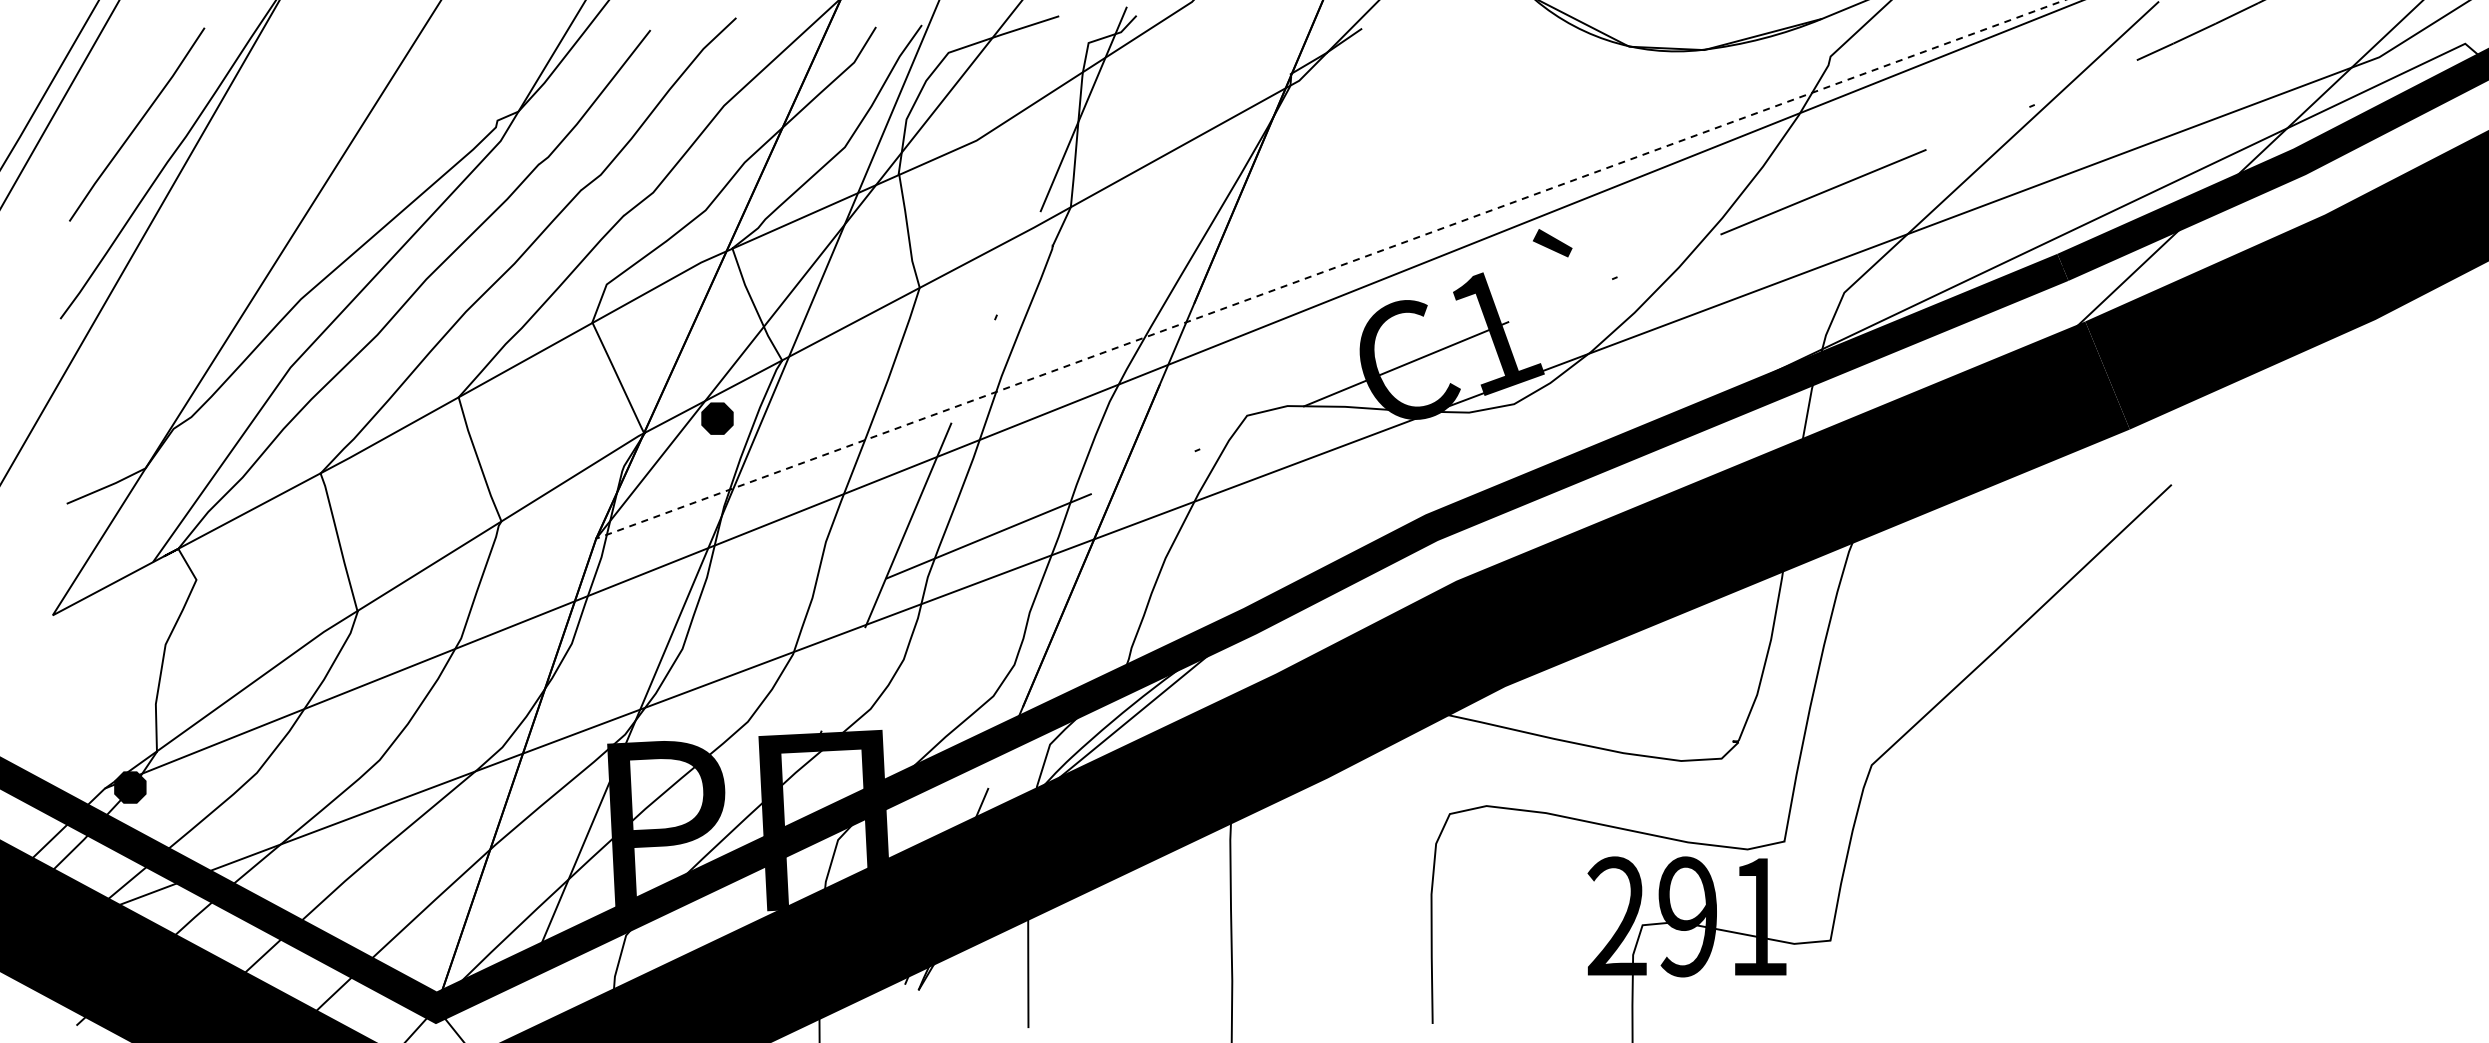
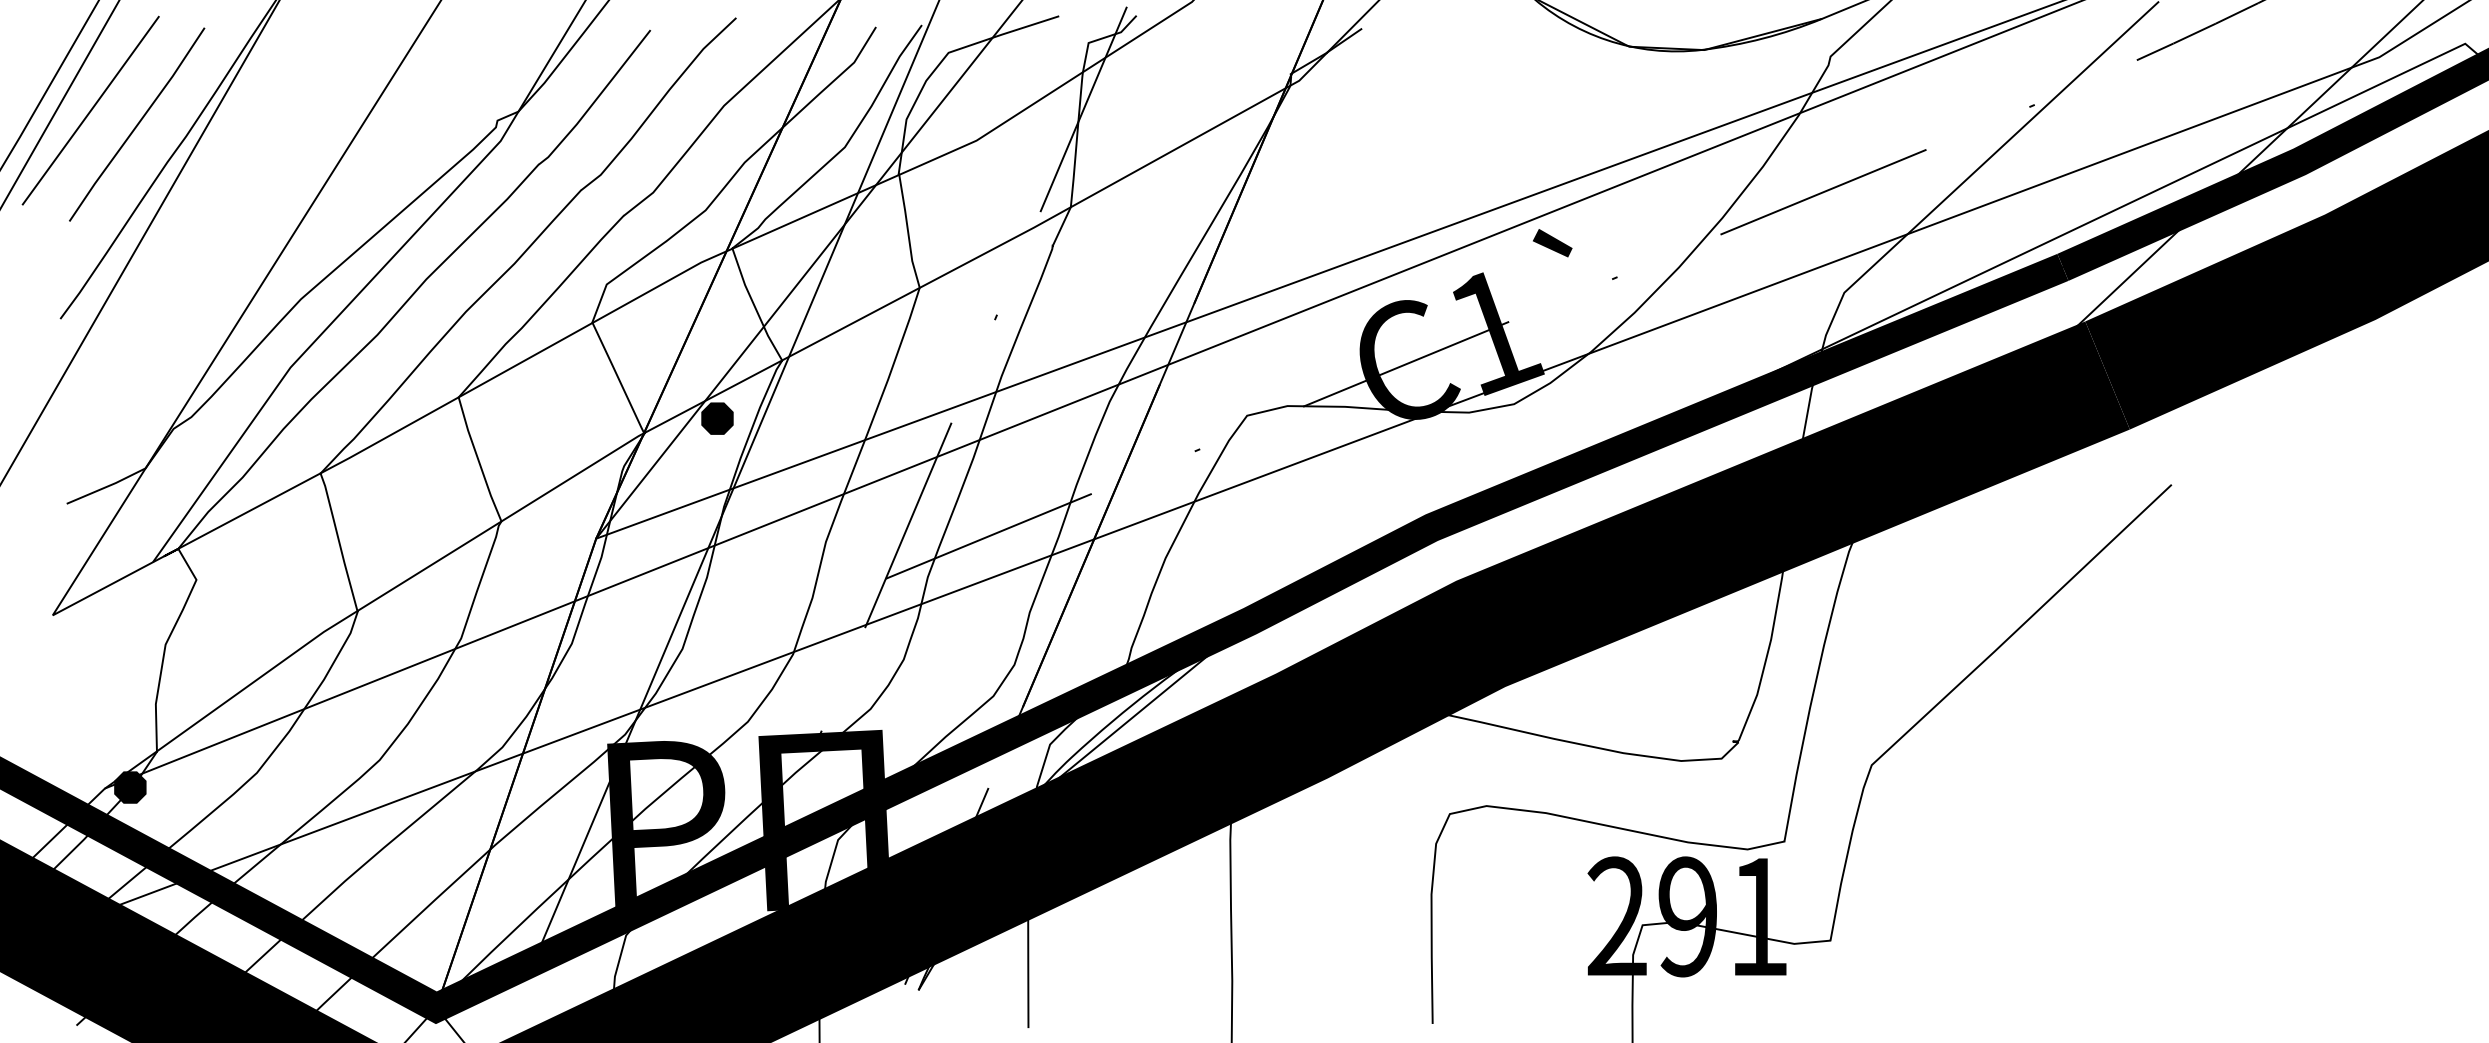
line: none -> present (90, 110)
line: dashed -> solid (1330, 269)
